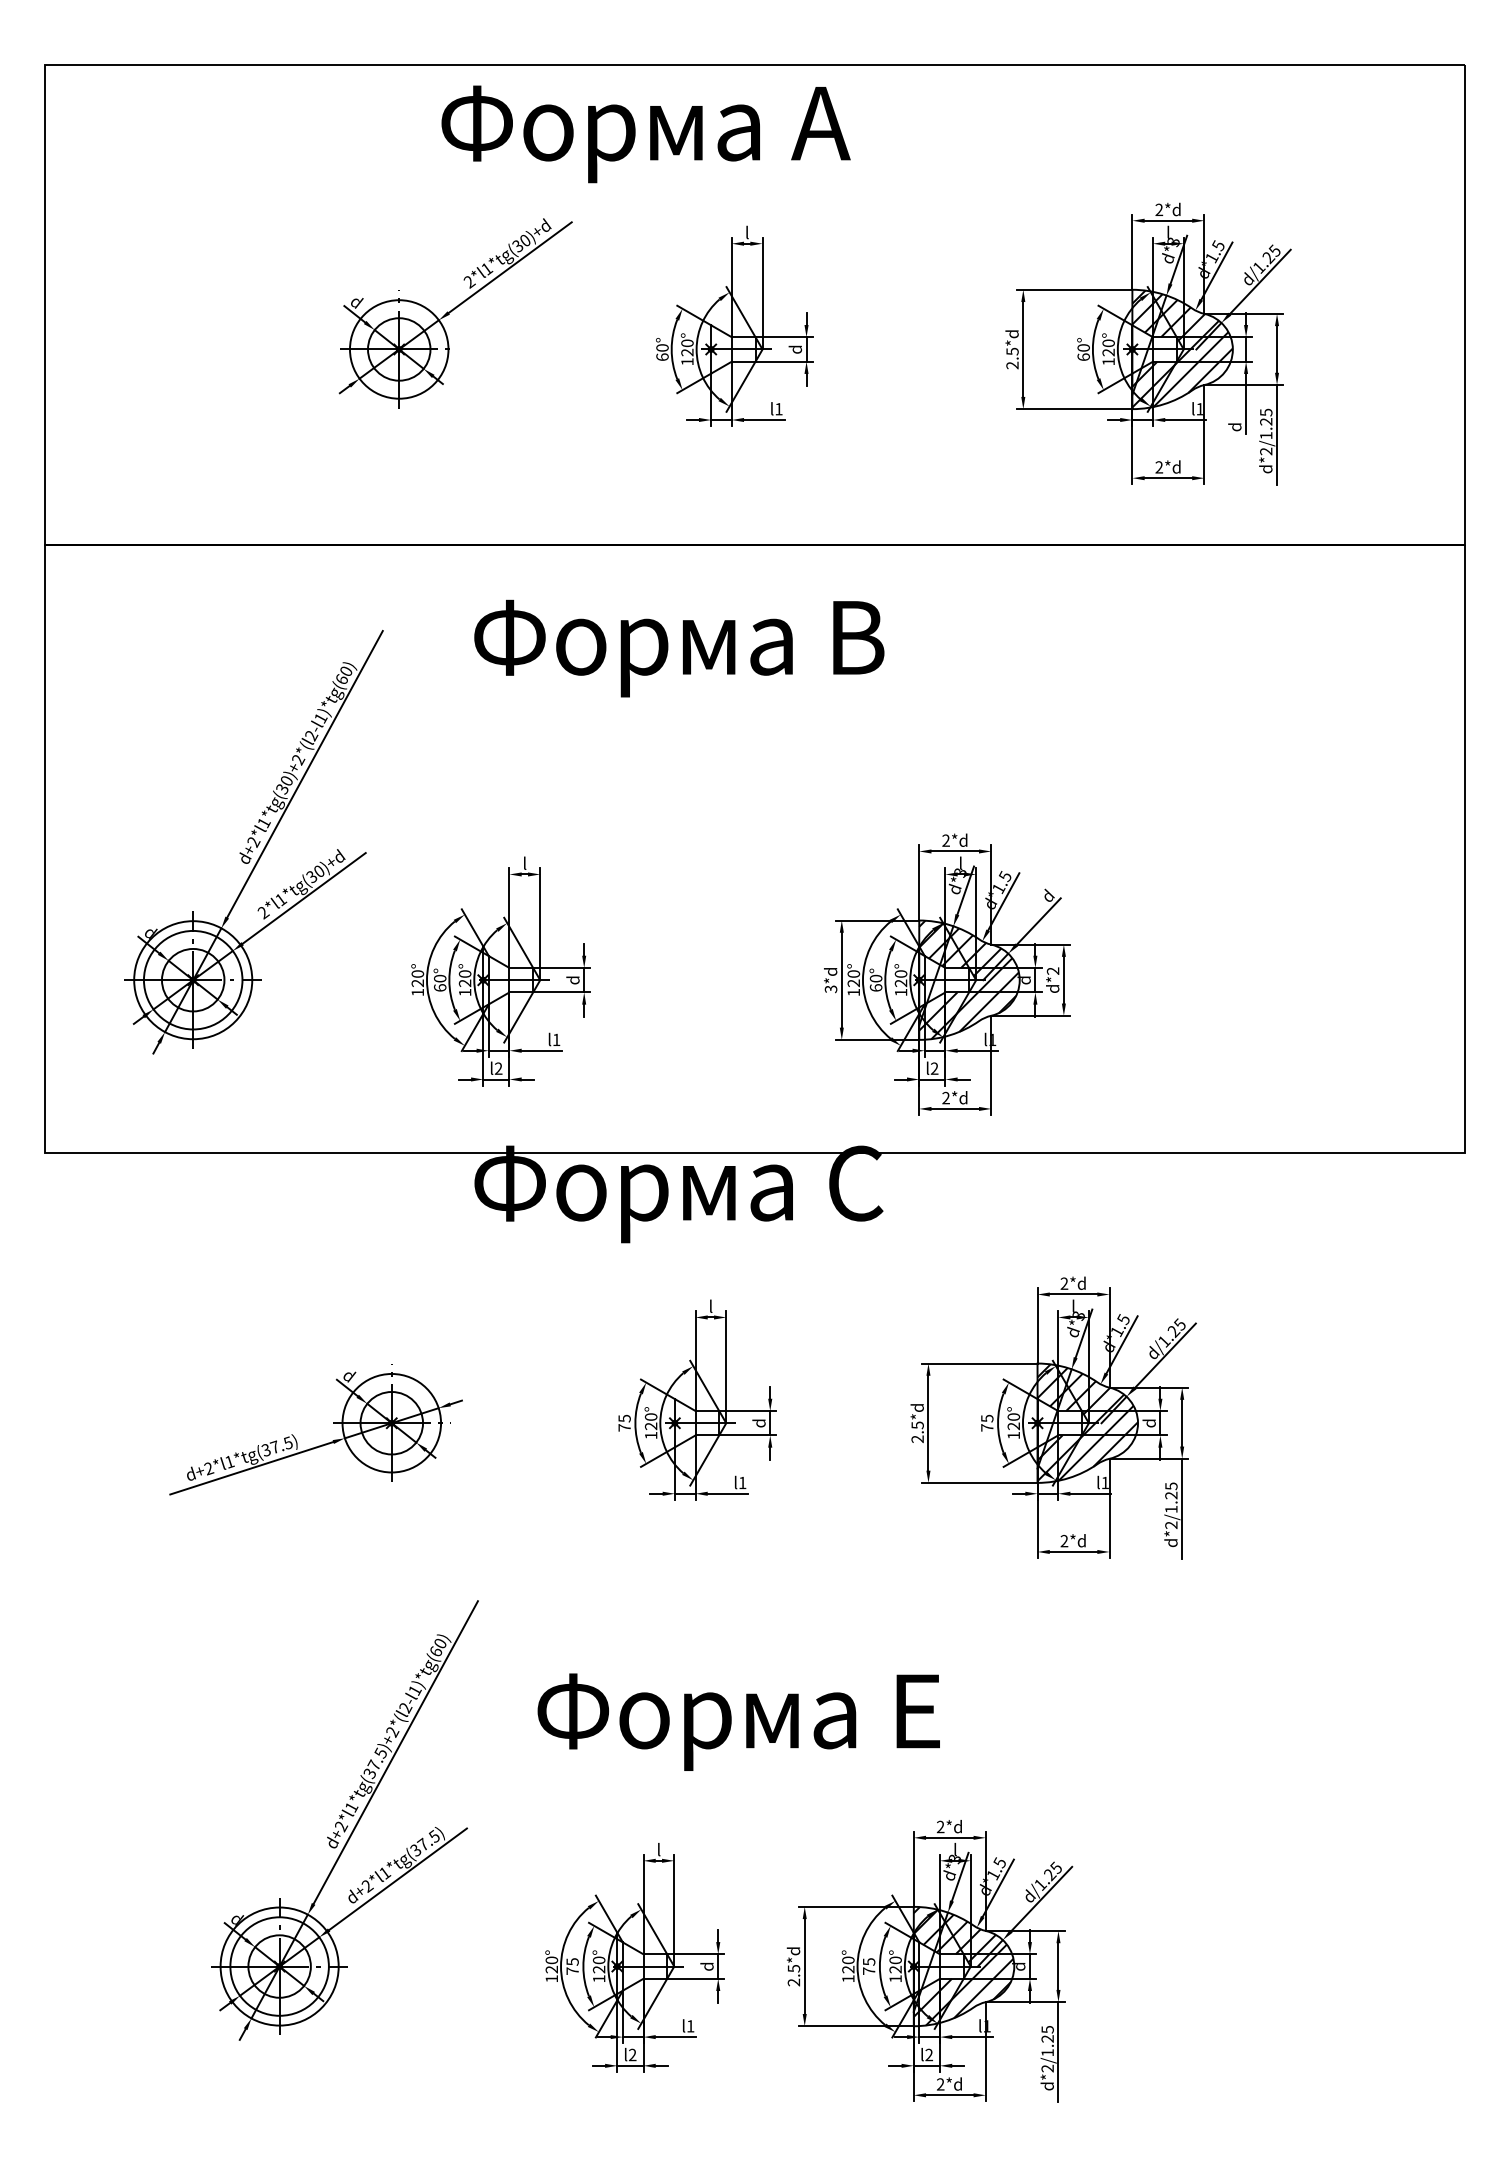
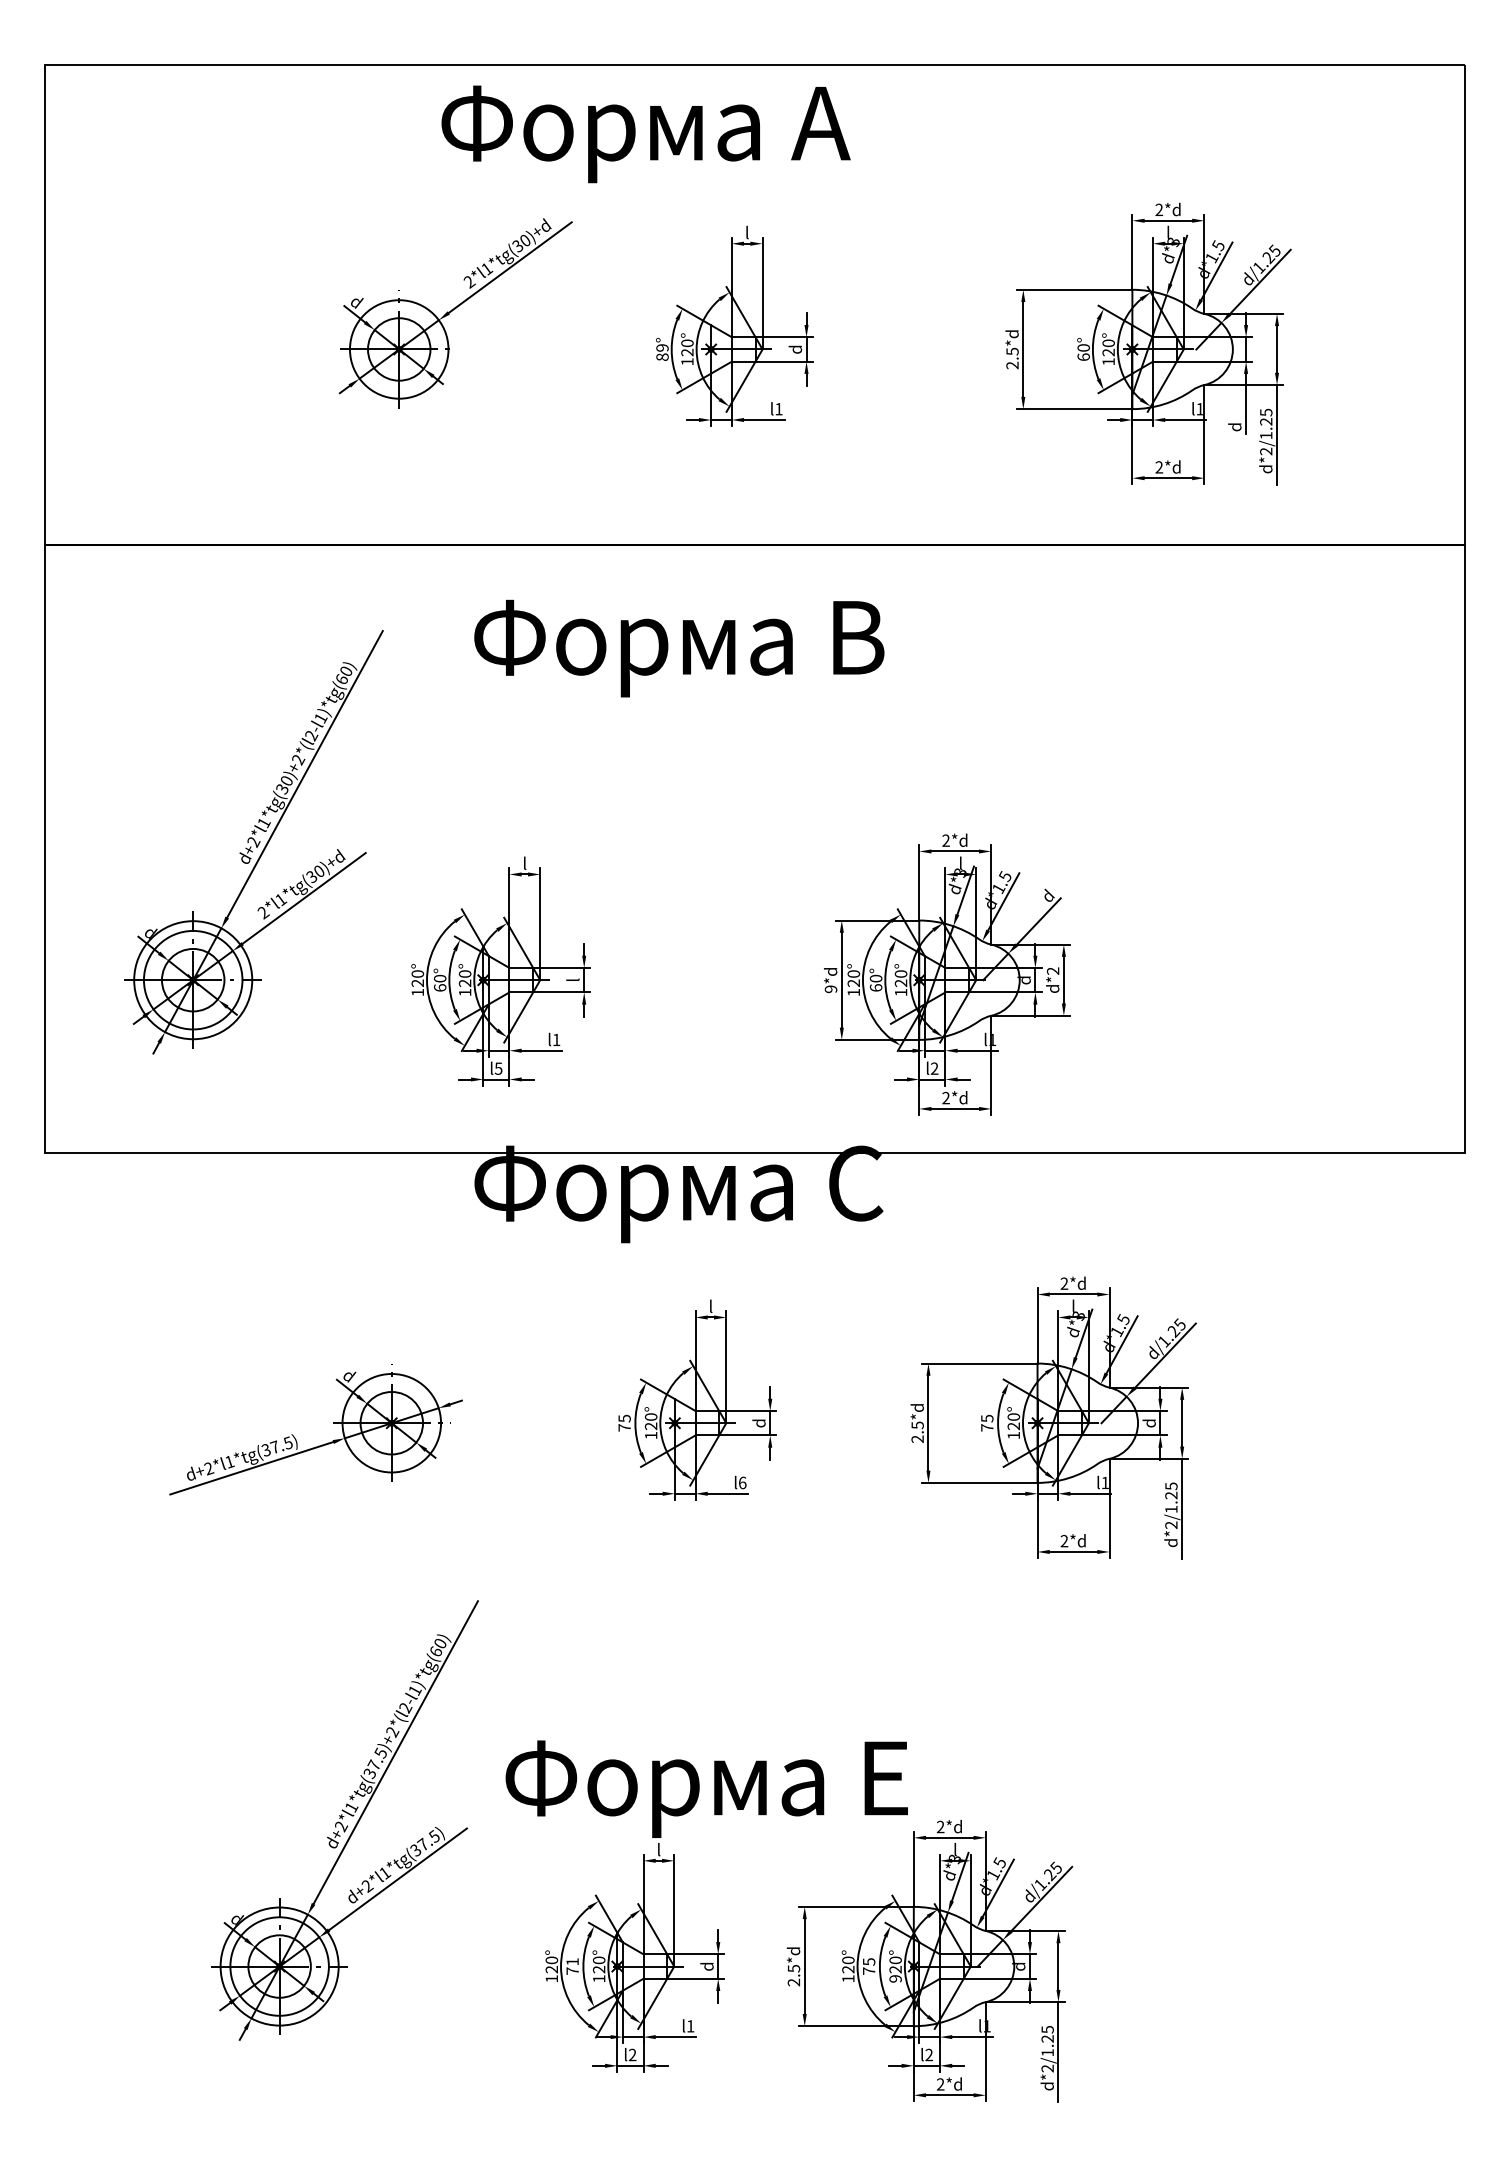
hatch: present -> none (1182, 348)
text: 60° -> 89° (662, 352)
hatch: present -> none (968, 979)
text: d -> l (572, 980)
text: 3*d -> 9*d (831, 989)
text: l2 -> l5 (498, 1068)
hatch: present -> none (1087, 1422)
text: l1 -> l6 (742, 1482)
text position: (738, 1721) -> (706, 1788) (706, 1788)
text: 75 -> 71 (572, 1961)
hatch: present -> none (963, 1966)
text: 120° -> 920° (895, 1978)
